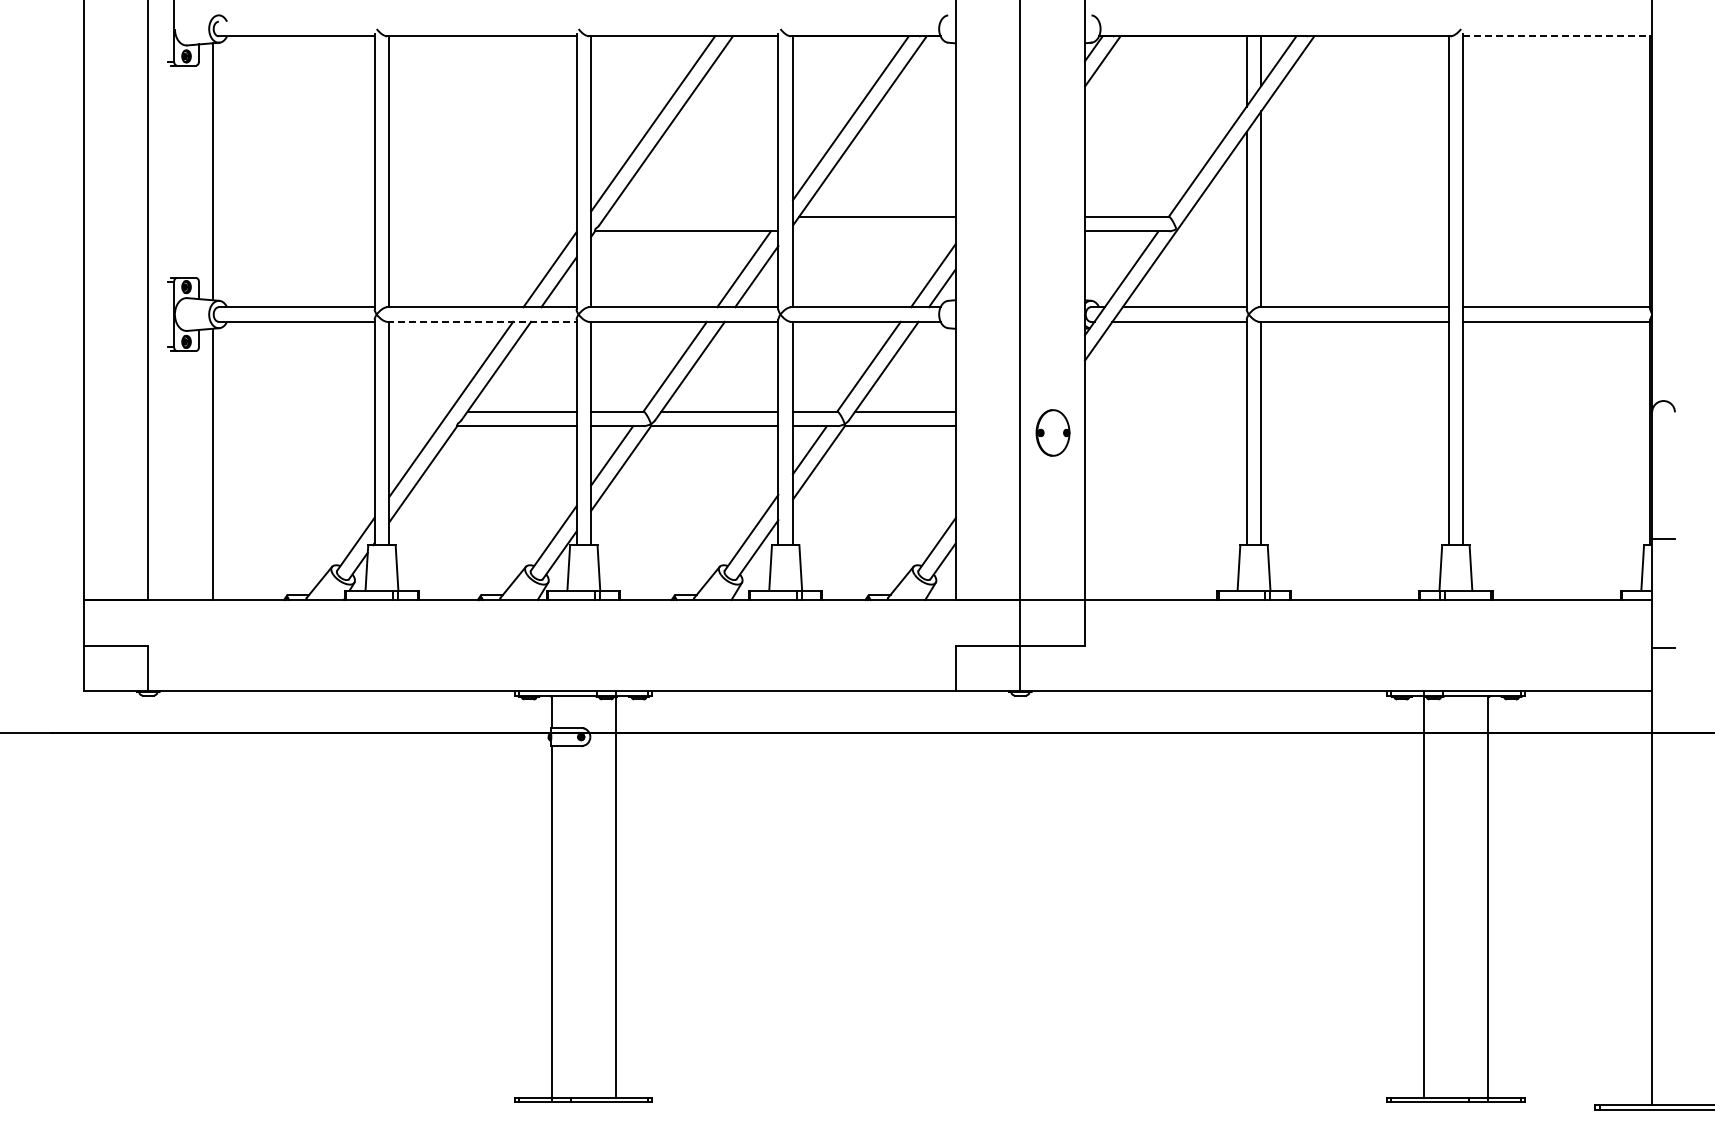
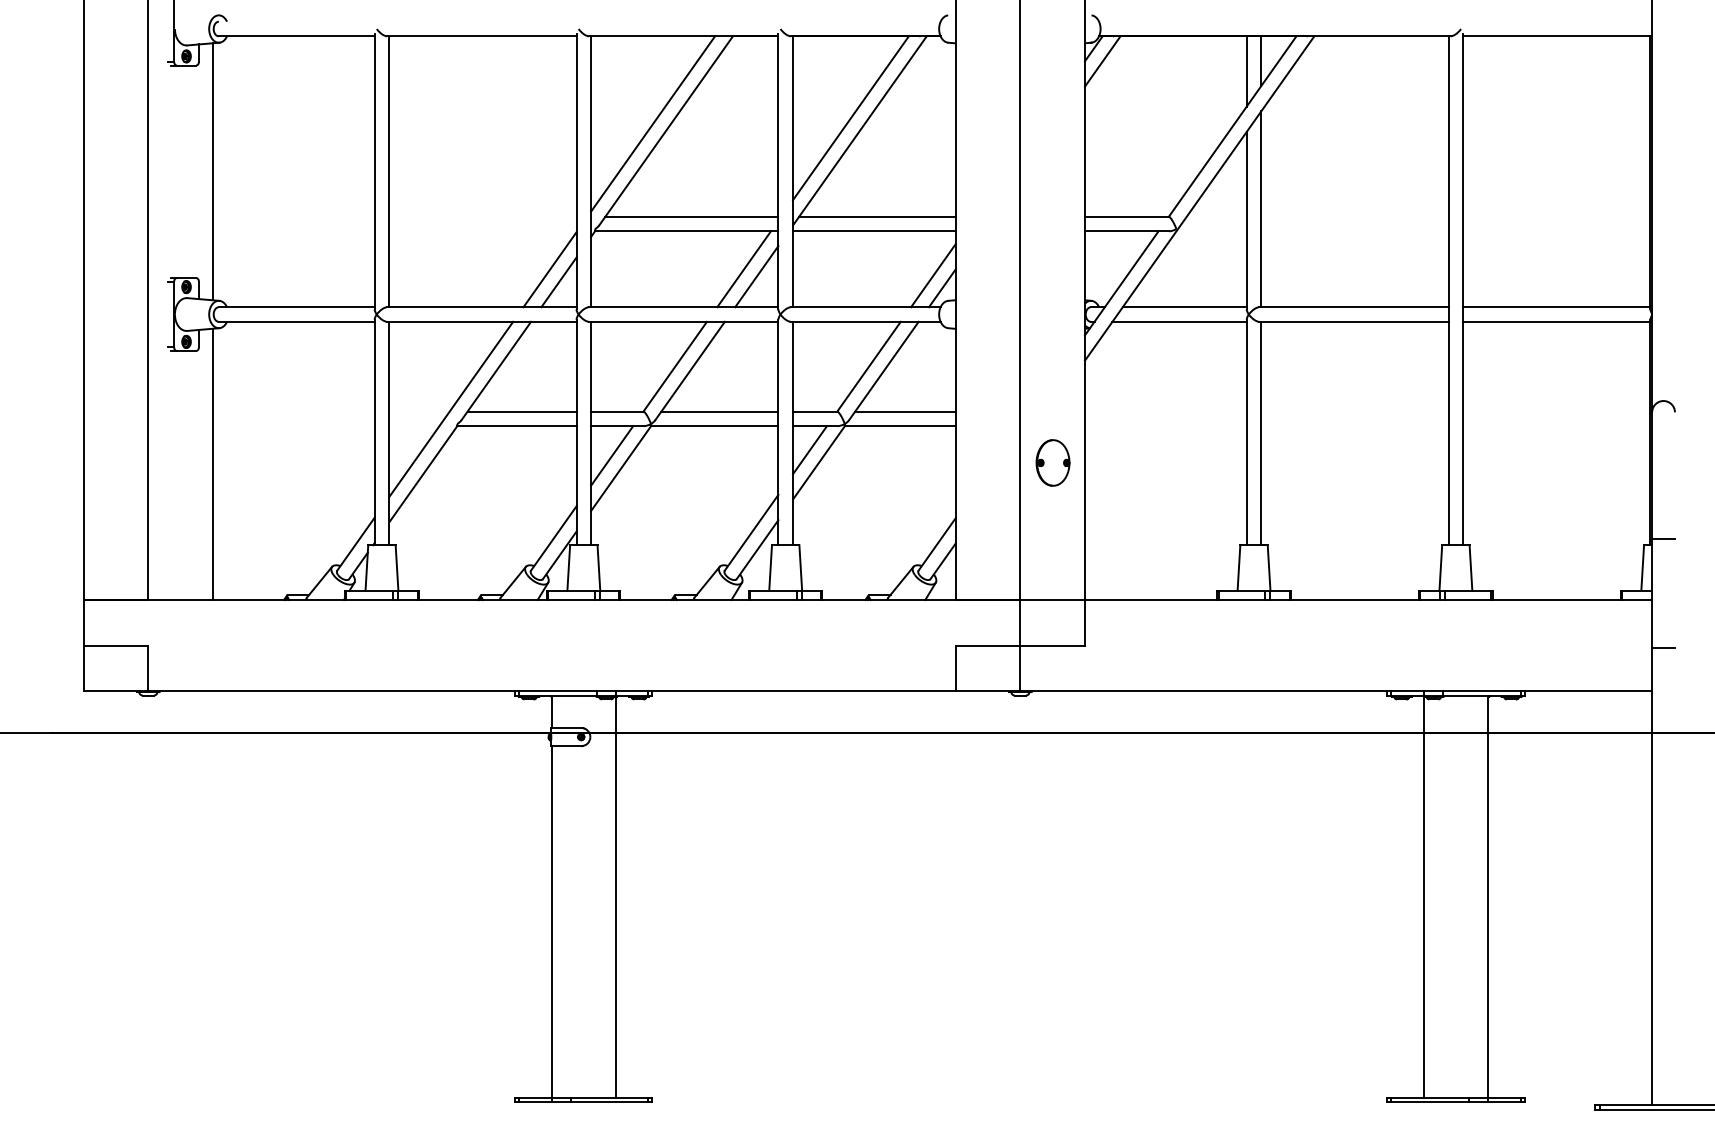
line: dashed -> solid (1558, 36)
line: none -> present (691, 216)
line: none -> present (874, 231)
line: dashed -> solid (481, 321)
part position: (1052, 432) -> (1052, 462) (1052, 462)
